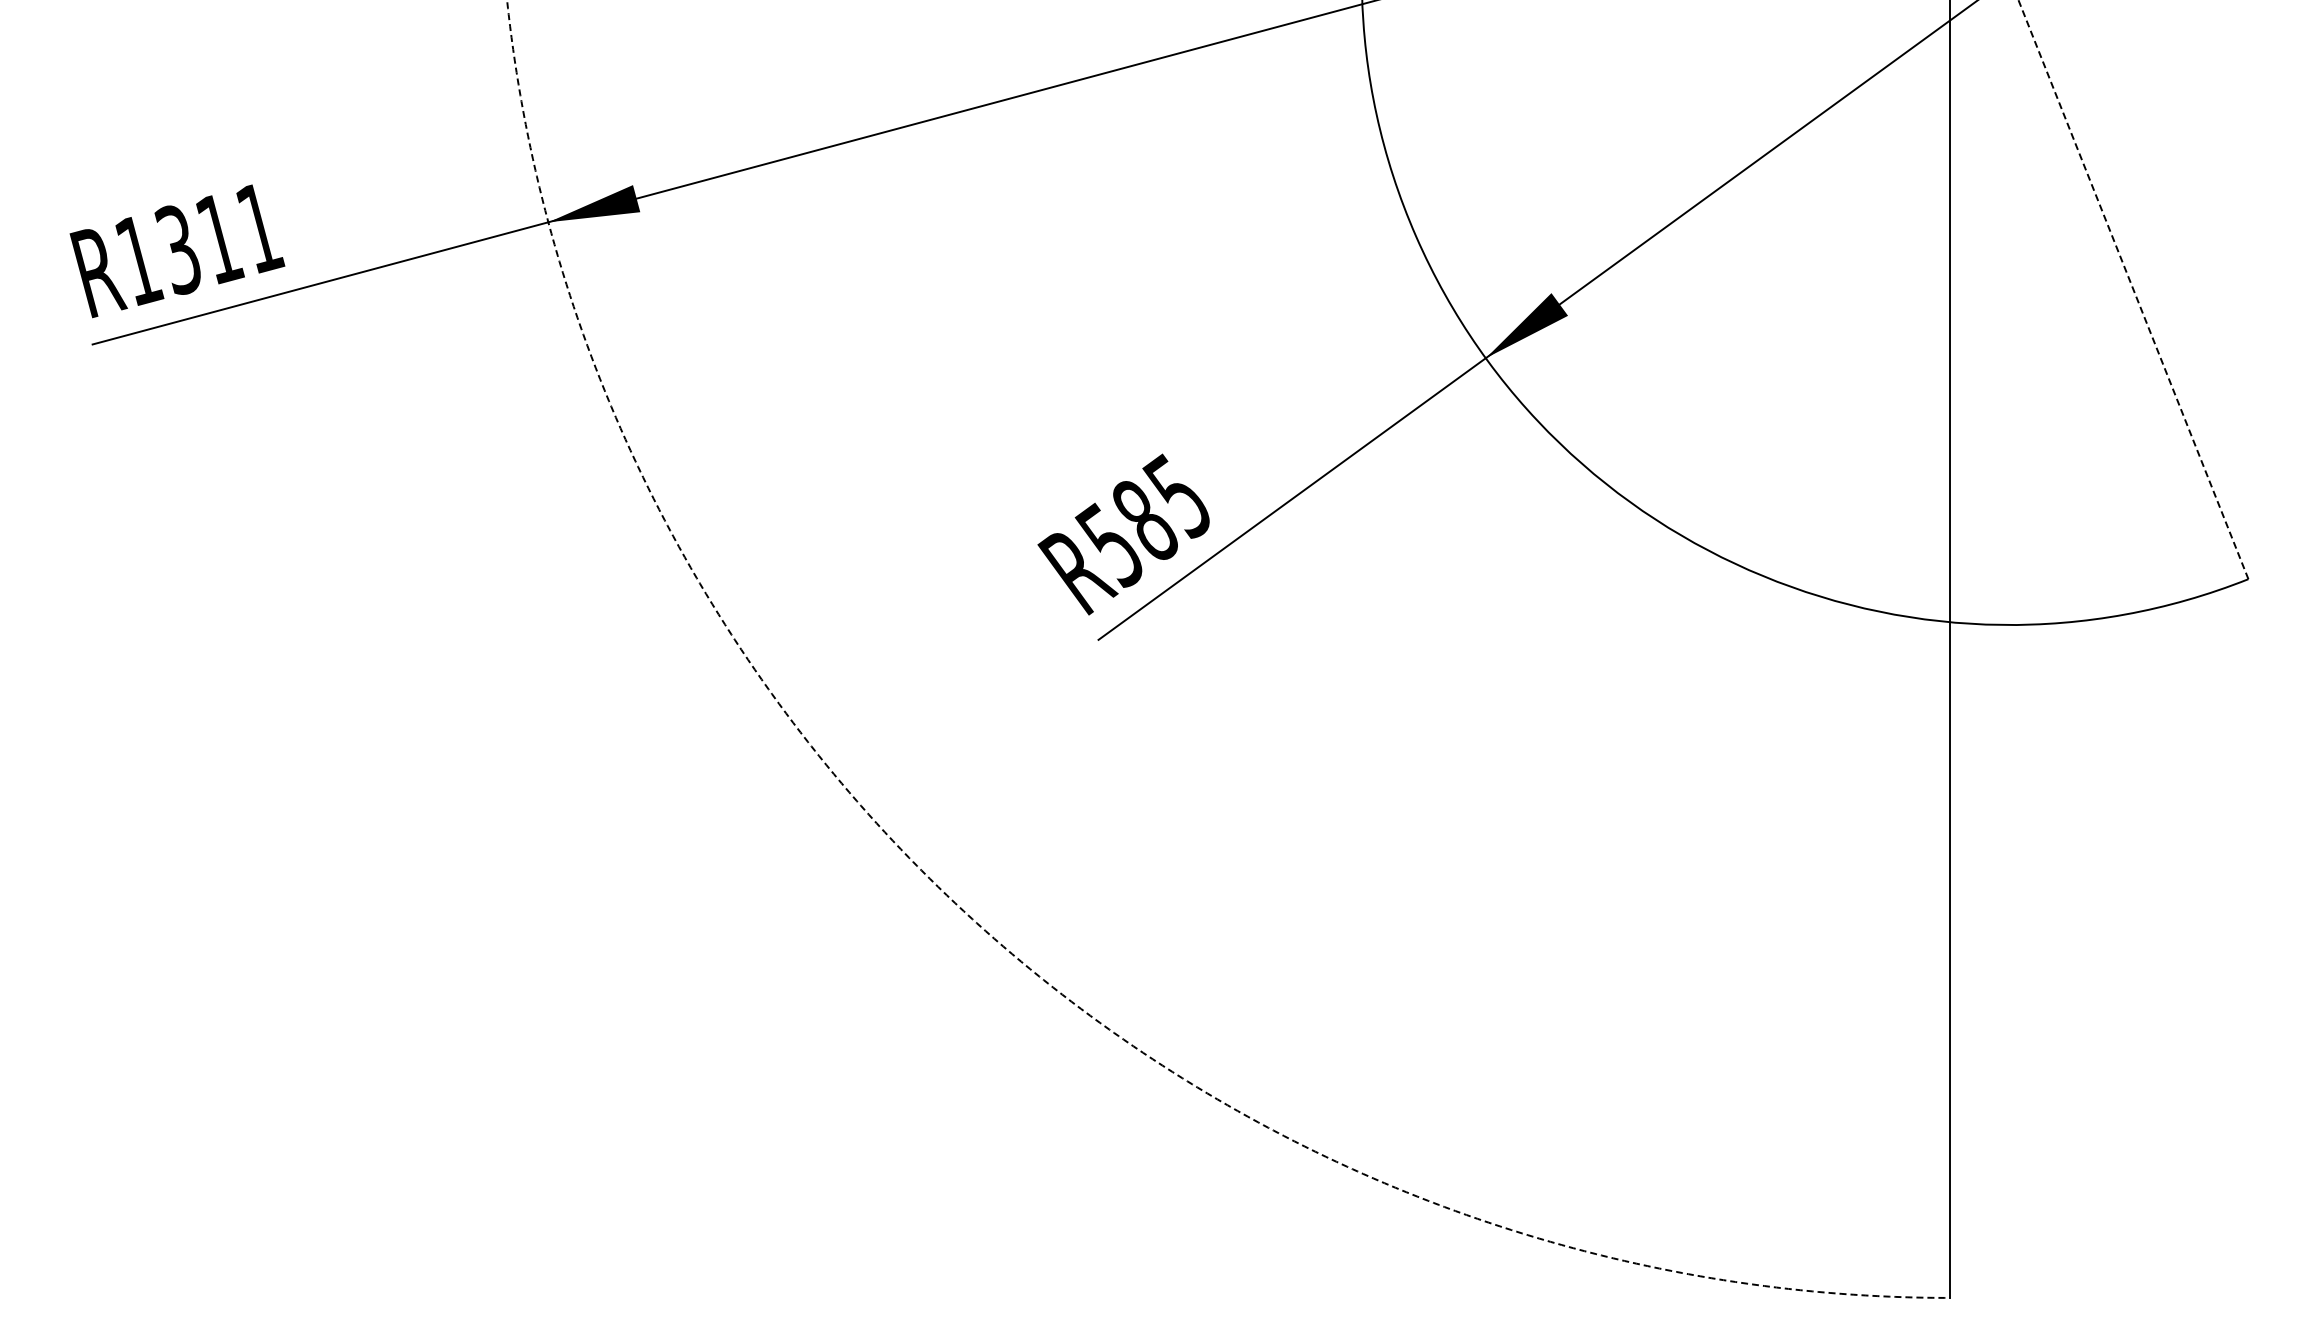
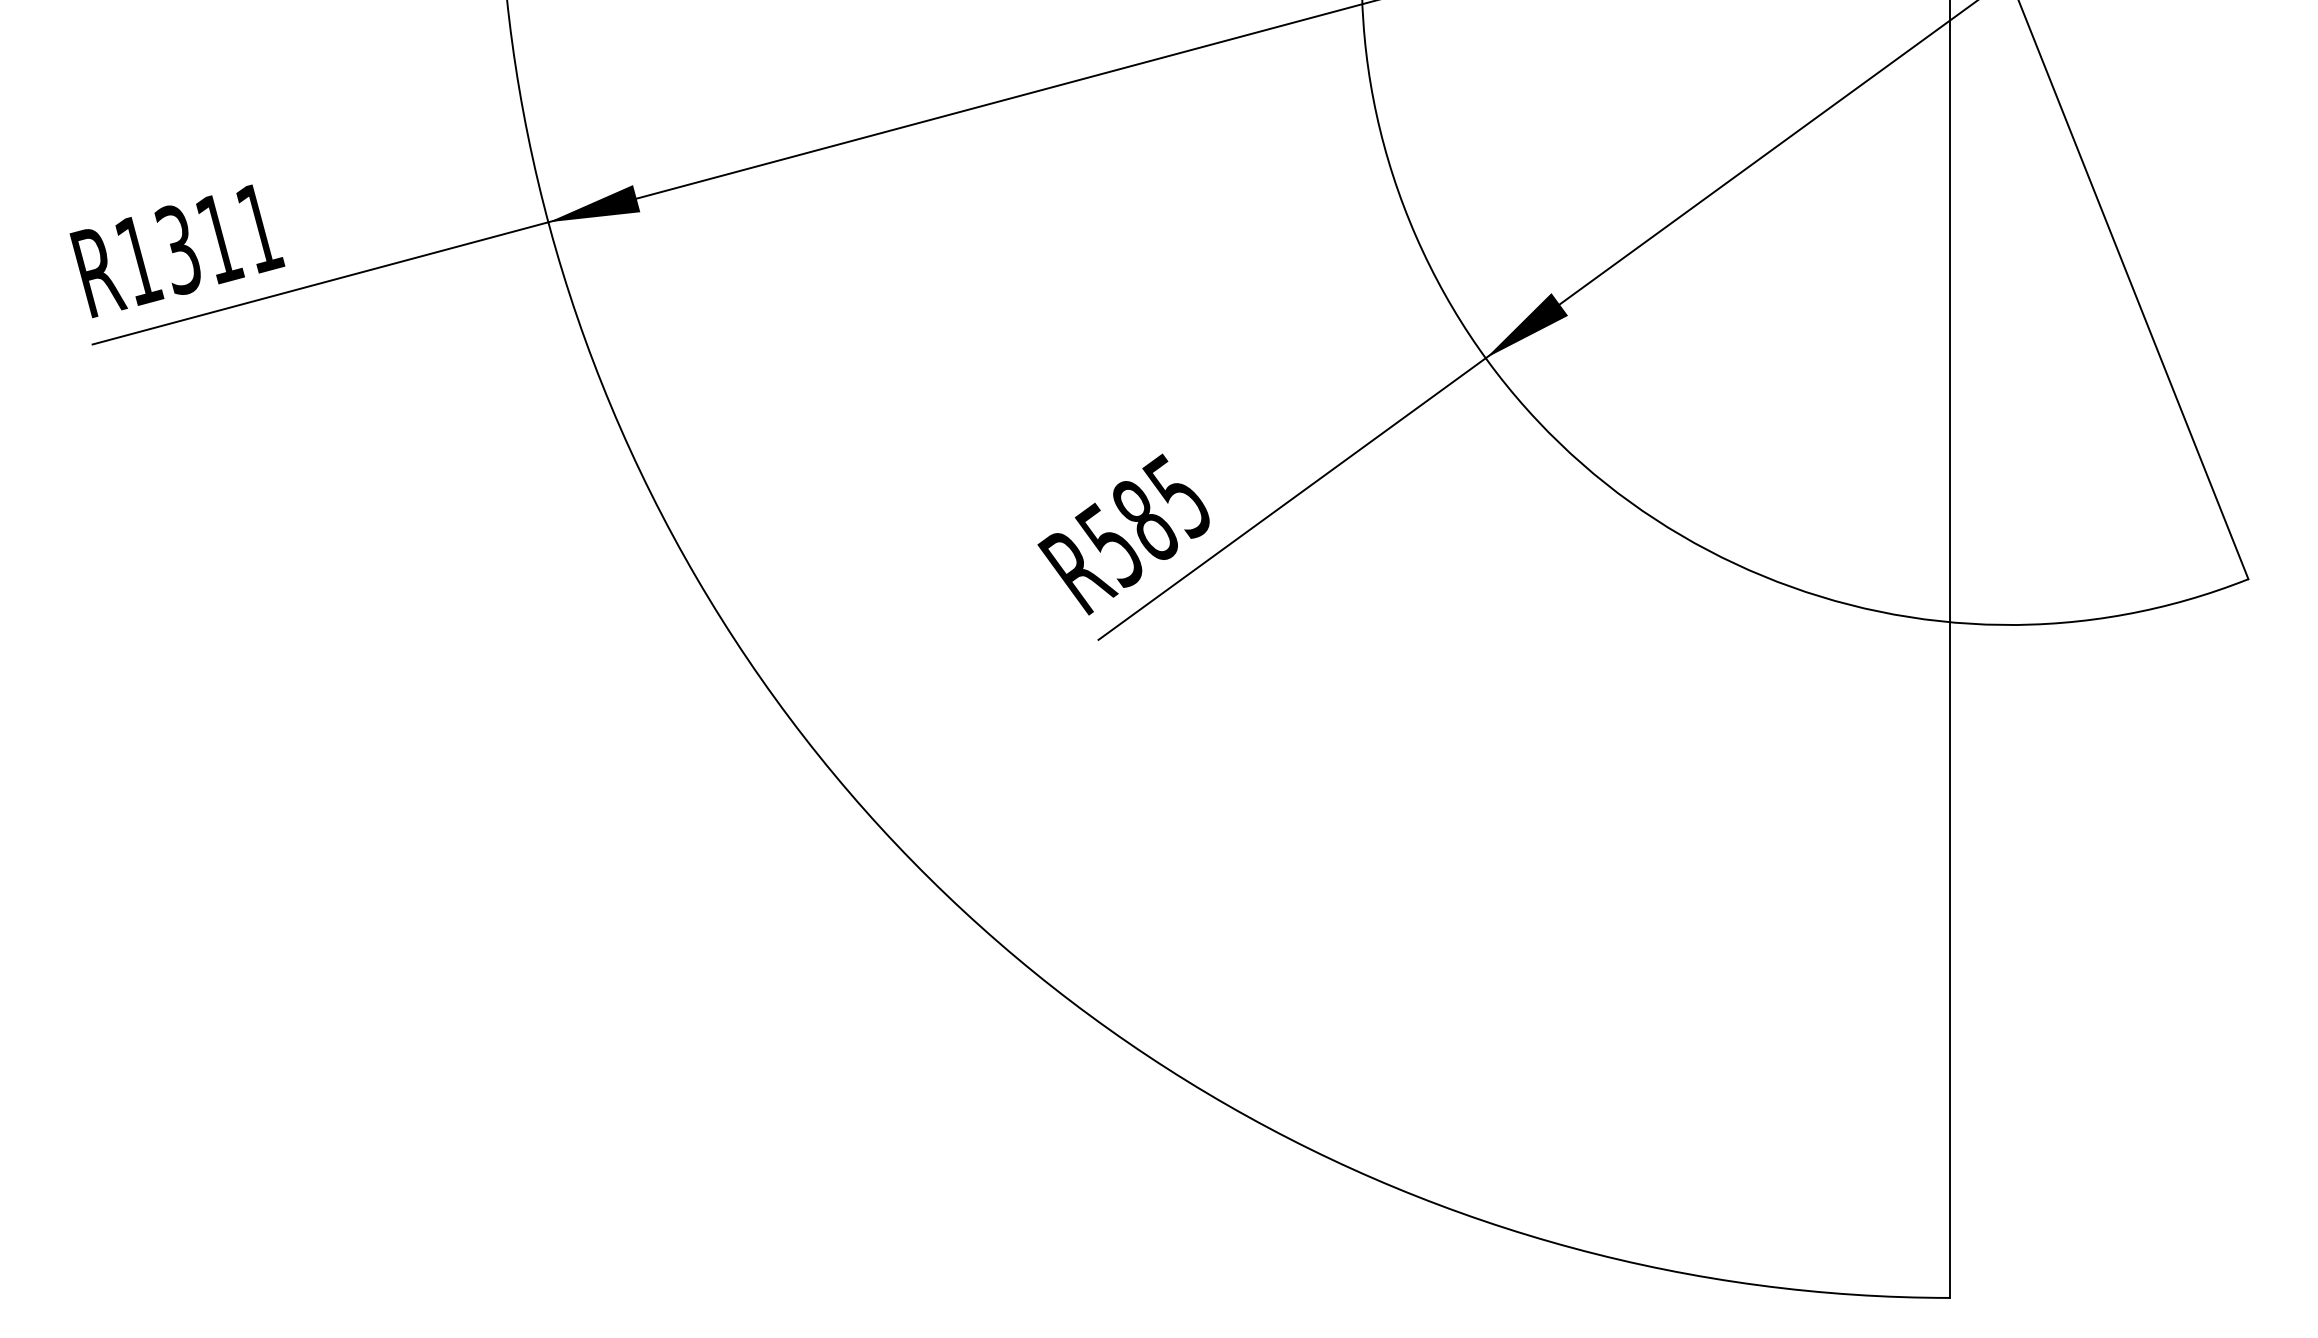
line: dashed -> solid (2133, 289)
arc: dashed -> solid (981, 927)
